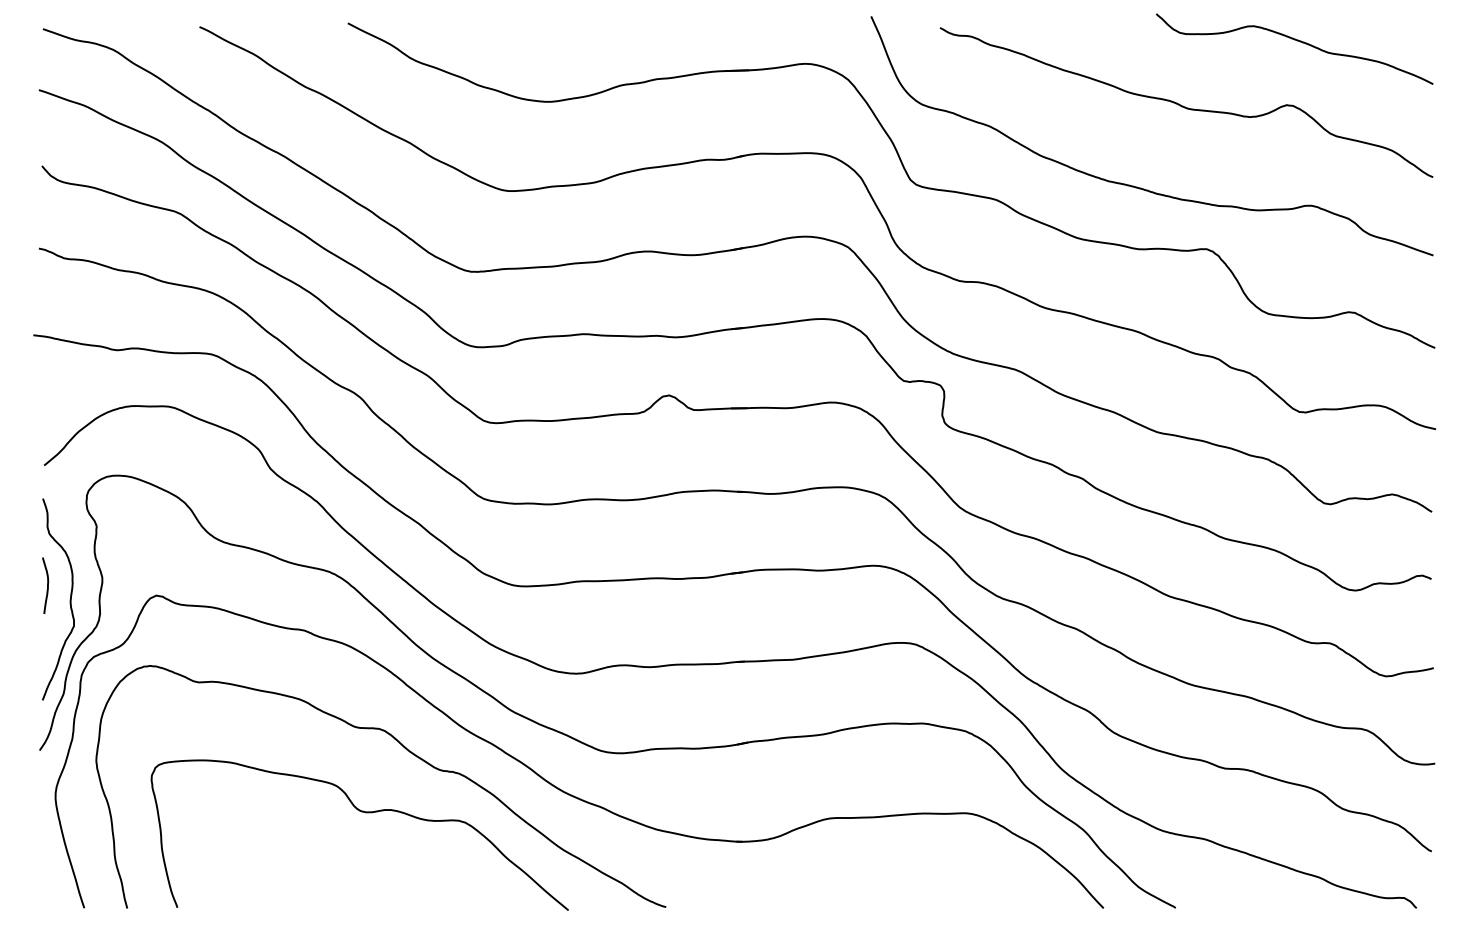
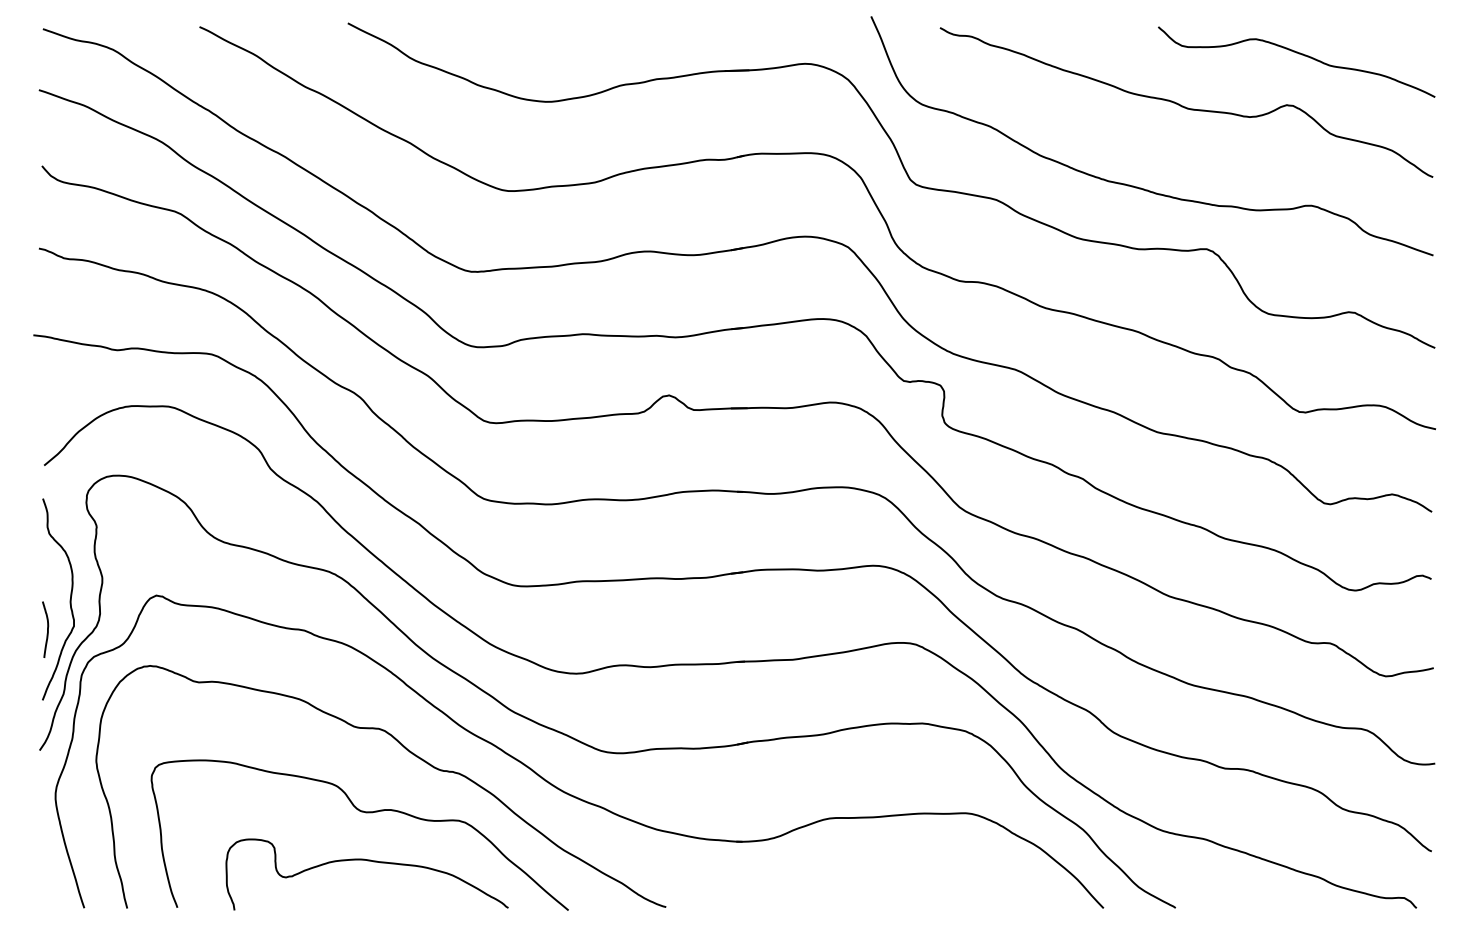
curve position: (1297, 41) -> (1299, 54) (1299, 54)
curve position: (47, 585) -> (47, 629) (47, 629)
curve: none -> present (367, 861)
